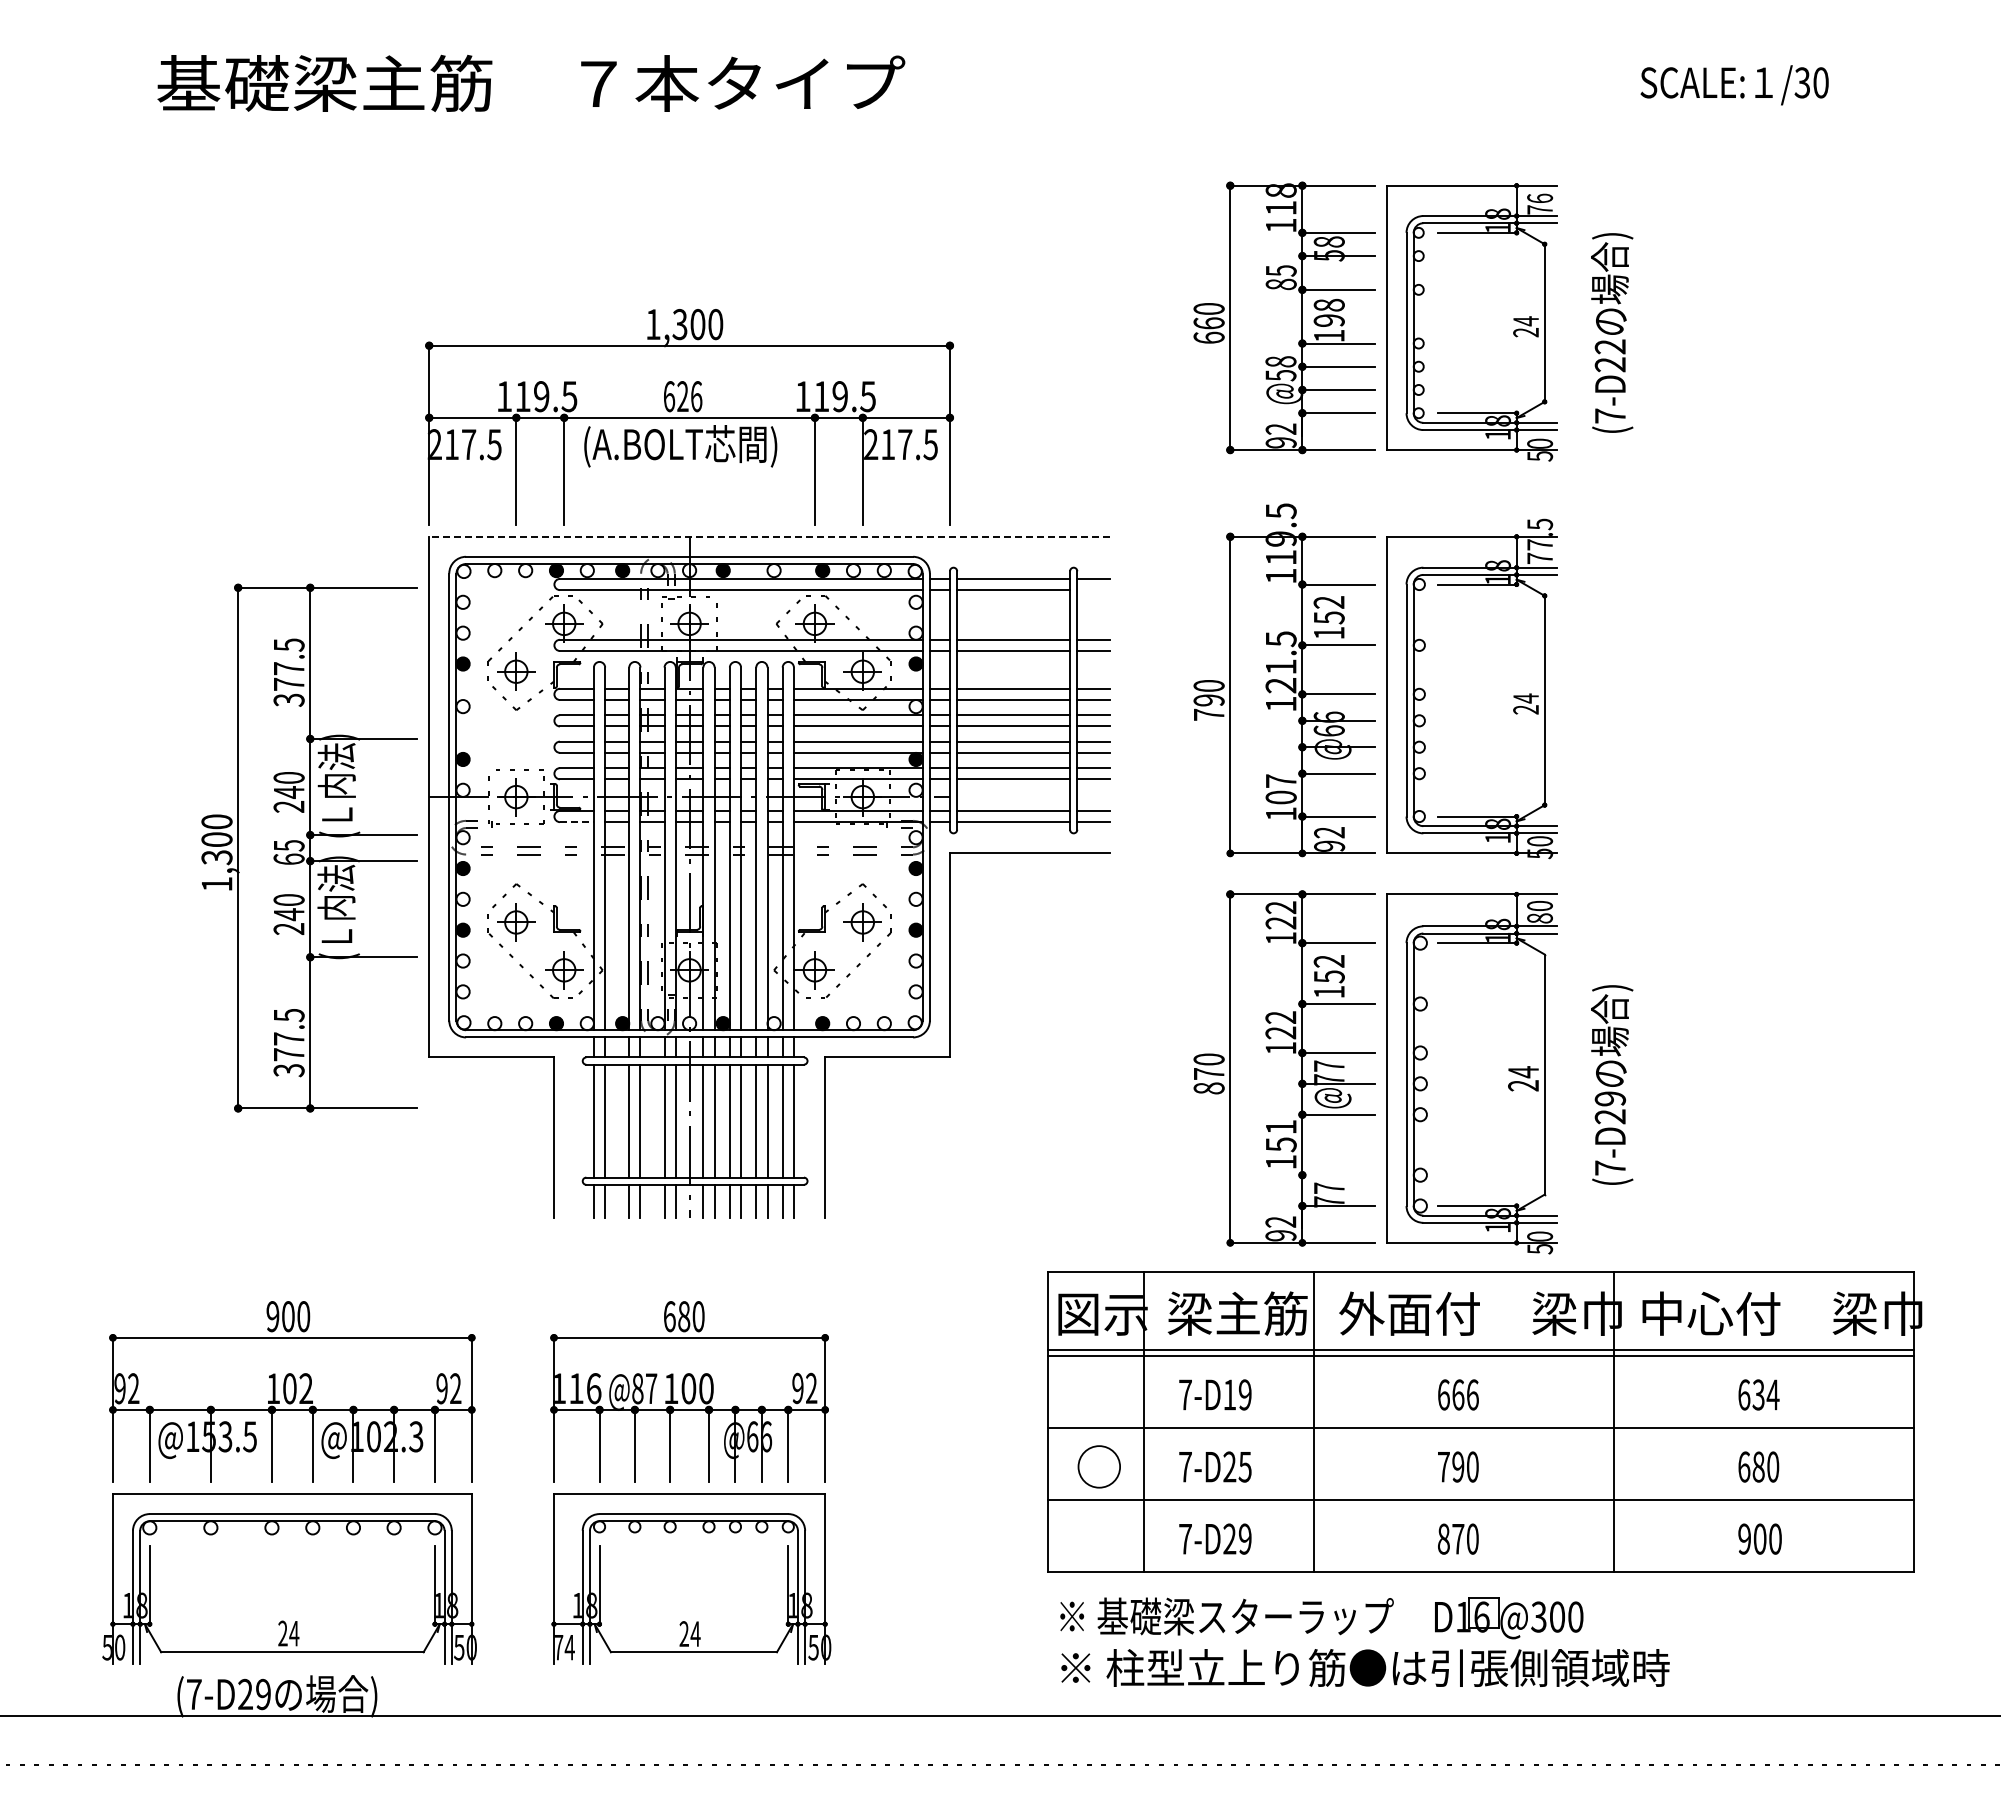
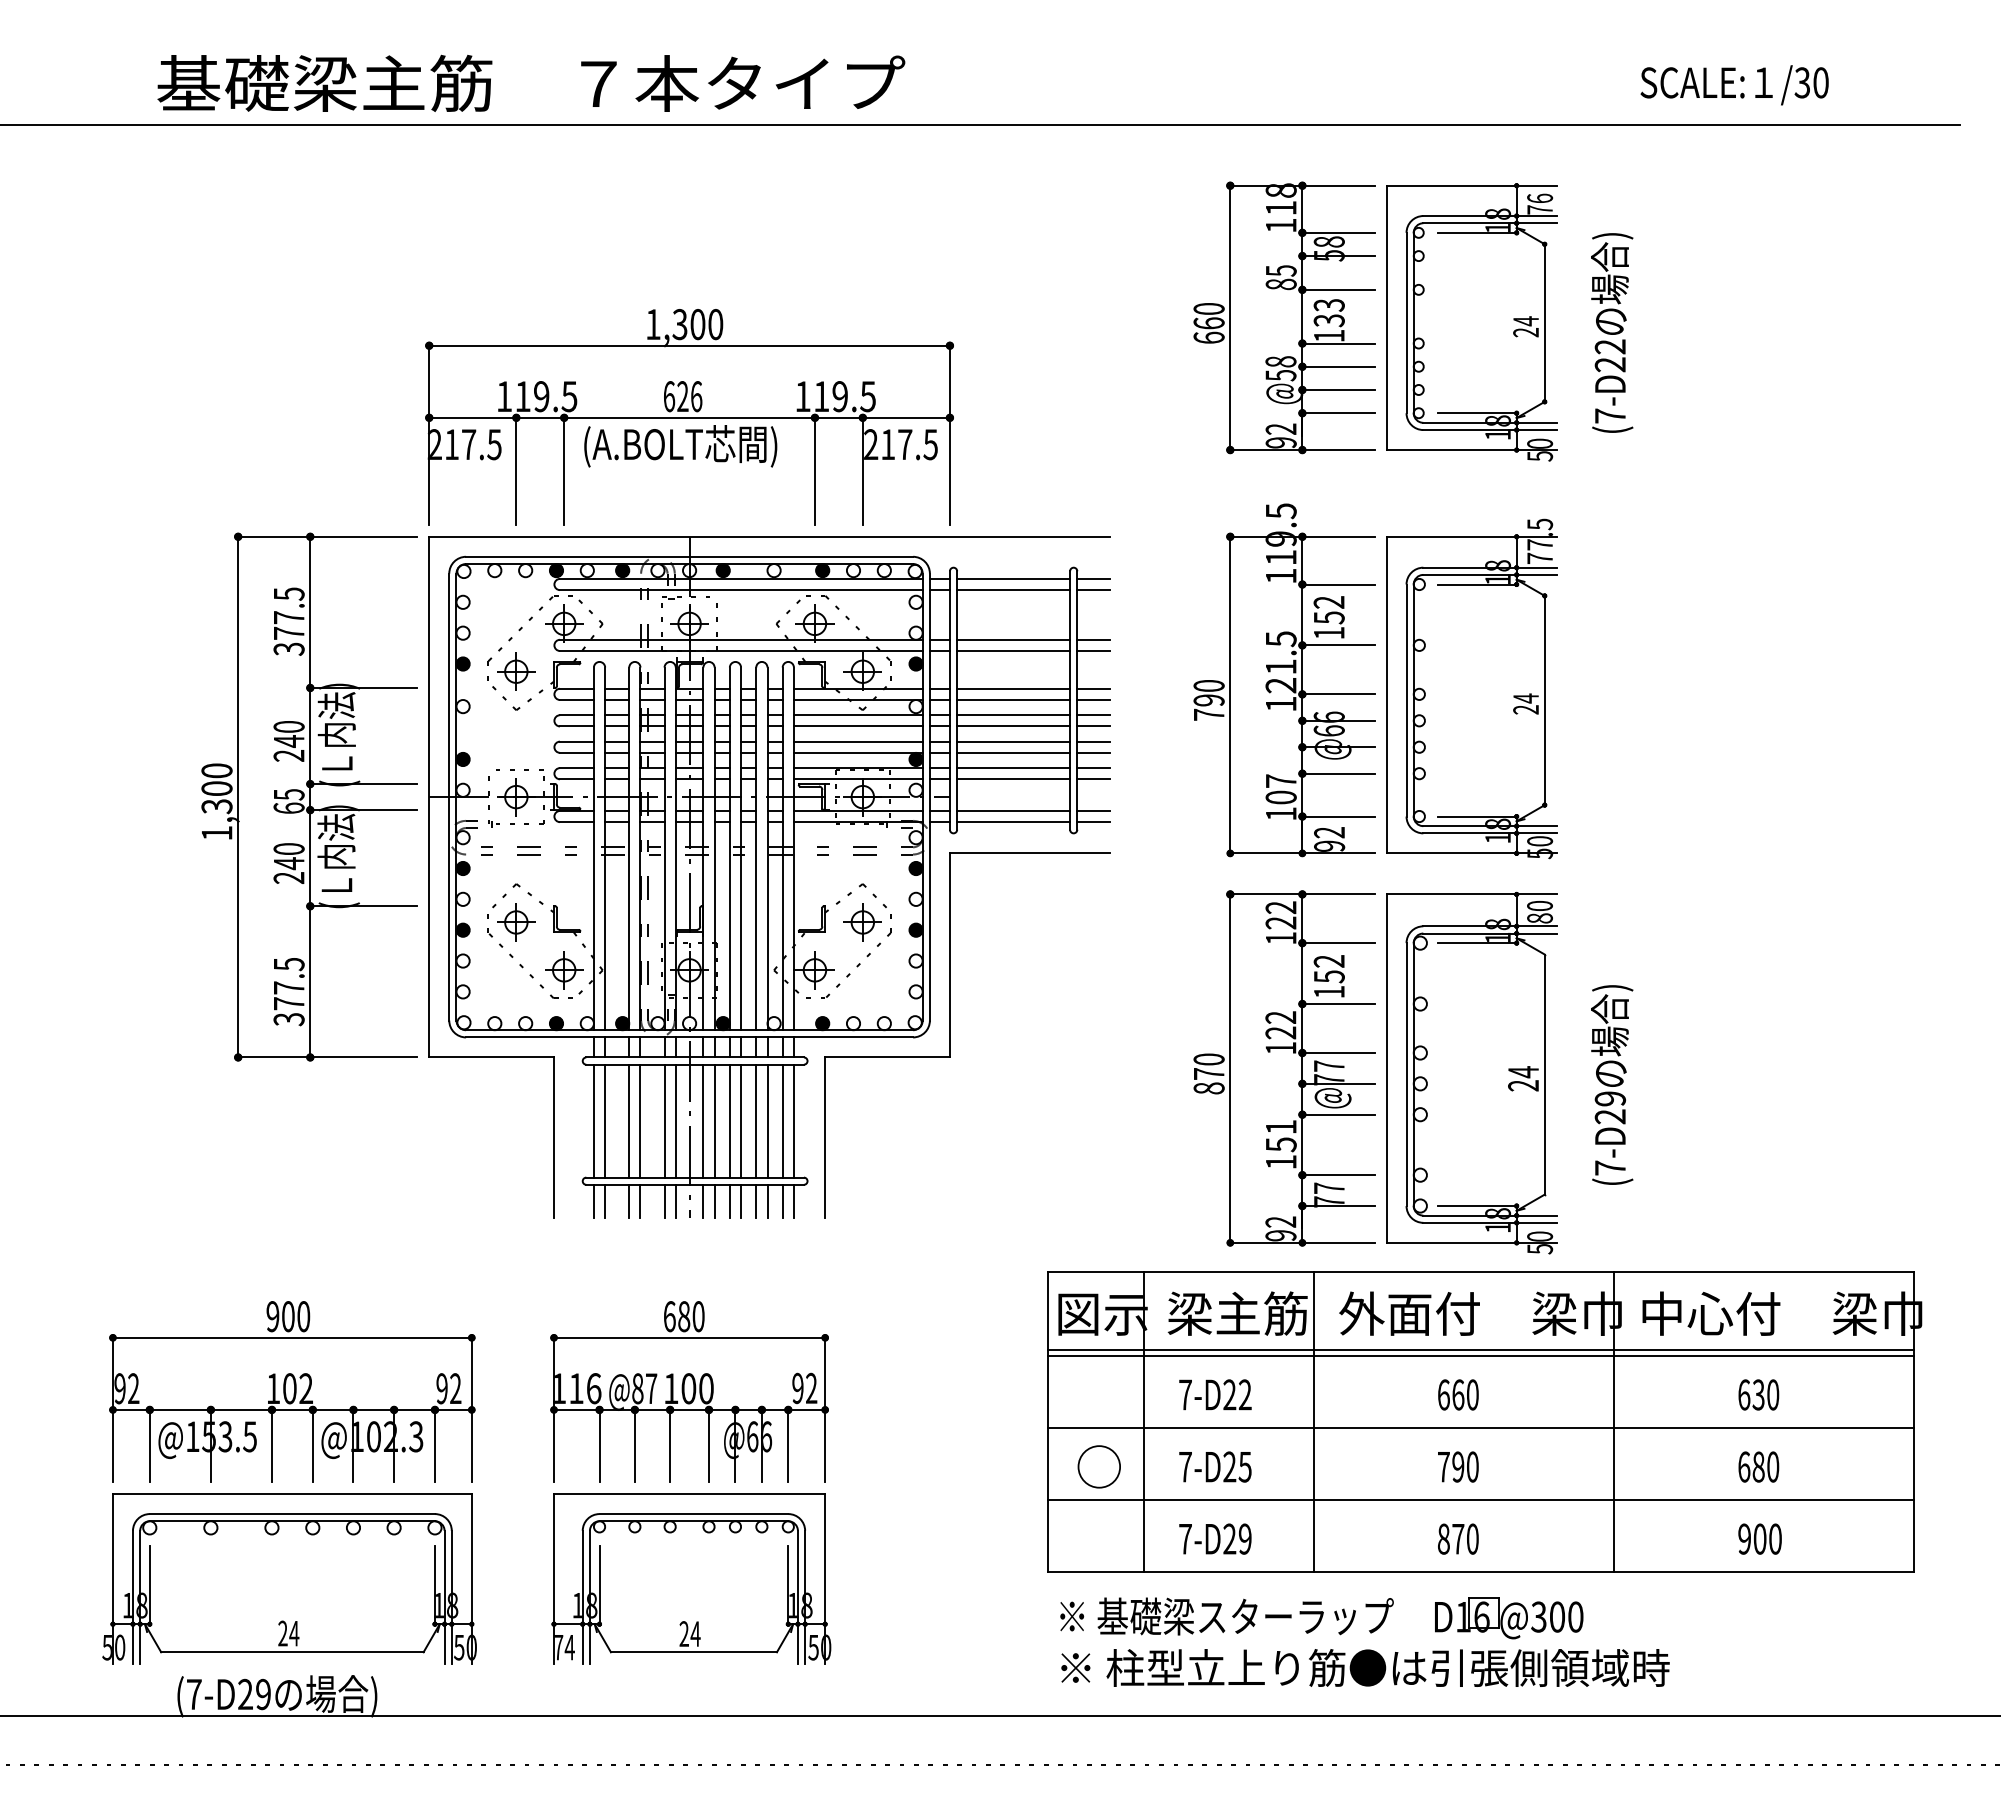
line: none -> present (980, 125)
text: 198 -> 133 (1328, 312)
line: dashed -> solid (769, 536)
line: none -> present (1093, 590)
line: dashed -> solid (576, 822)
part position: (309, 847) -> (309, 796) (309, 796)
line: none -> present (1338, 1175)
text: 7-D19 -> 7-D22 (1237, 1394)
text: 666 -> 660 (1472, 1394)
text: 634 -> 630 (1772, 1394)
